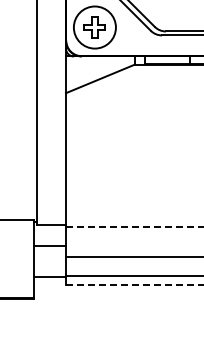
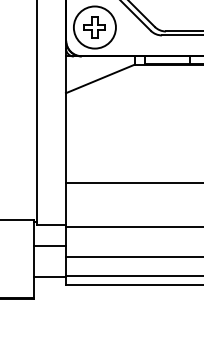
line: none -> present (132, 182)
line: dashed -> solid (134, 226)
line: dashed -> solid (134, 285)
